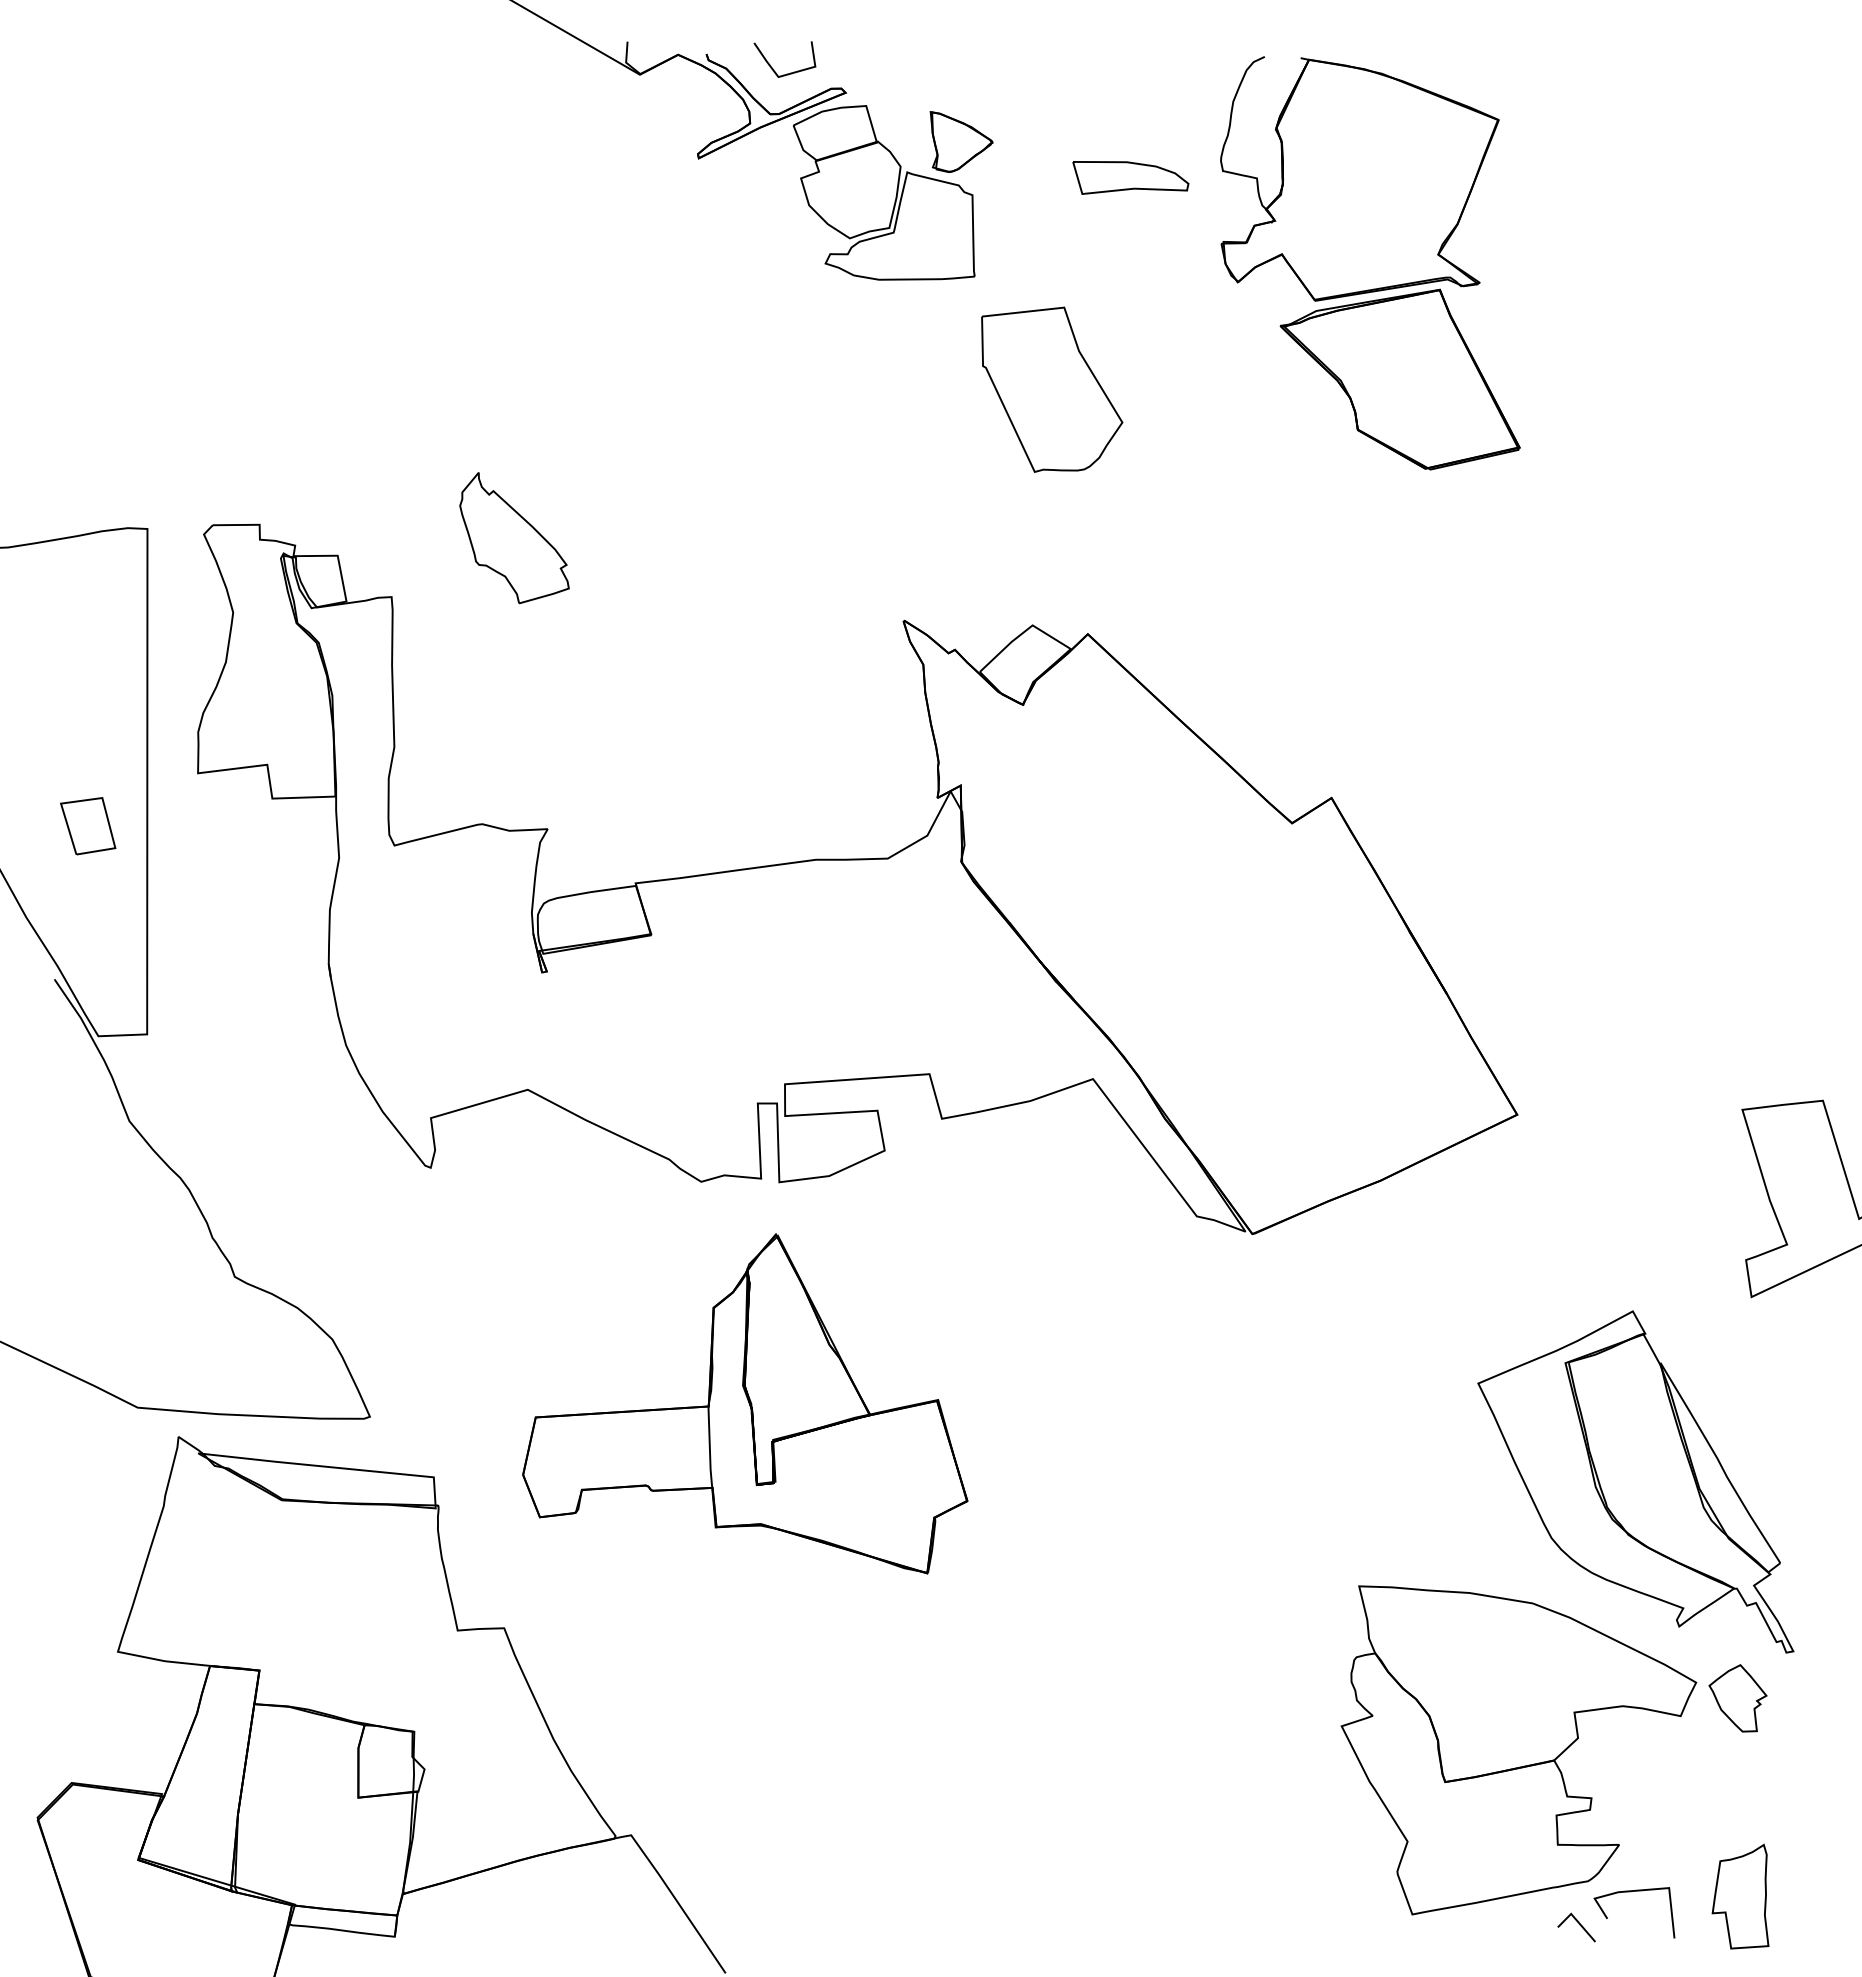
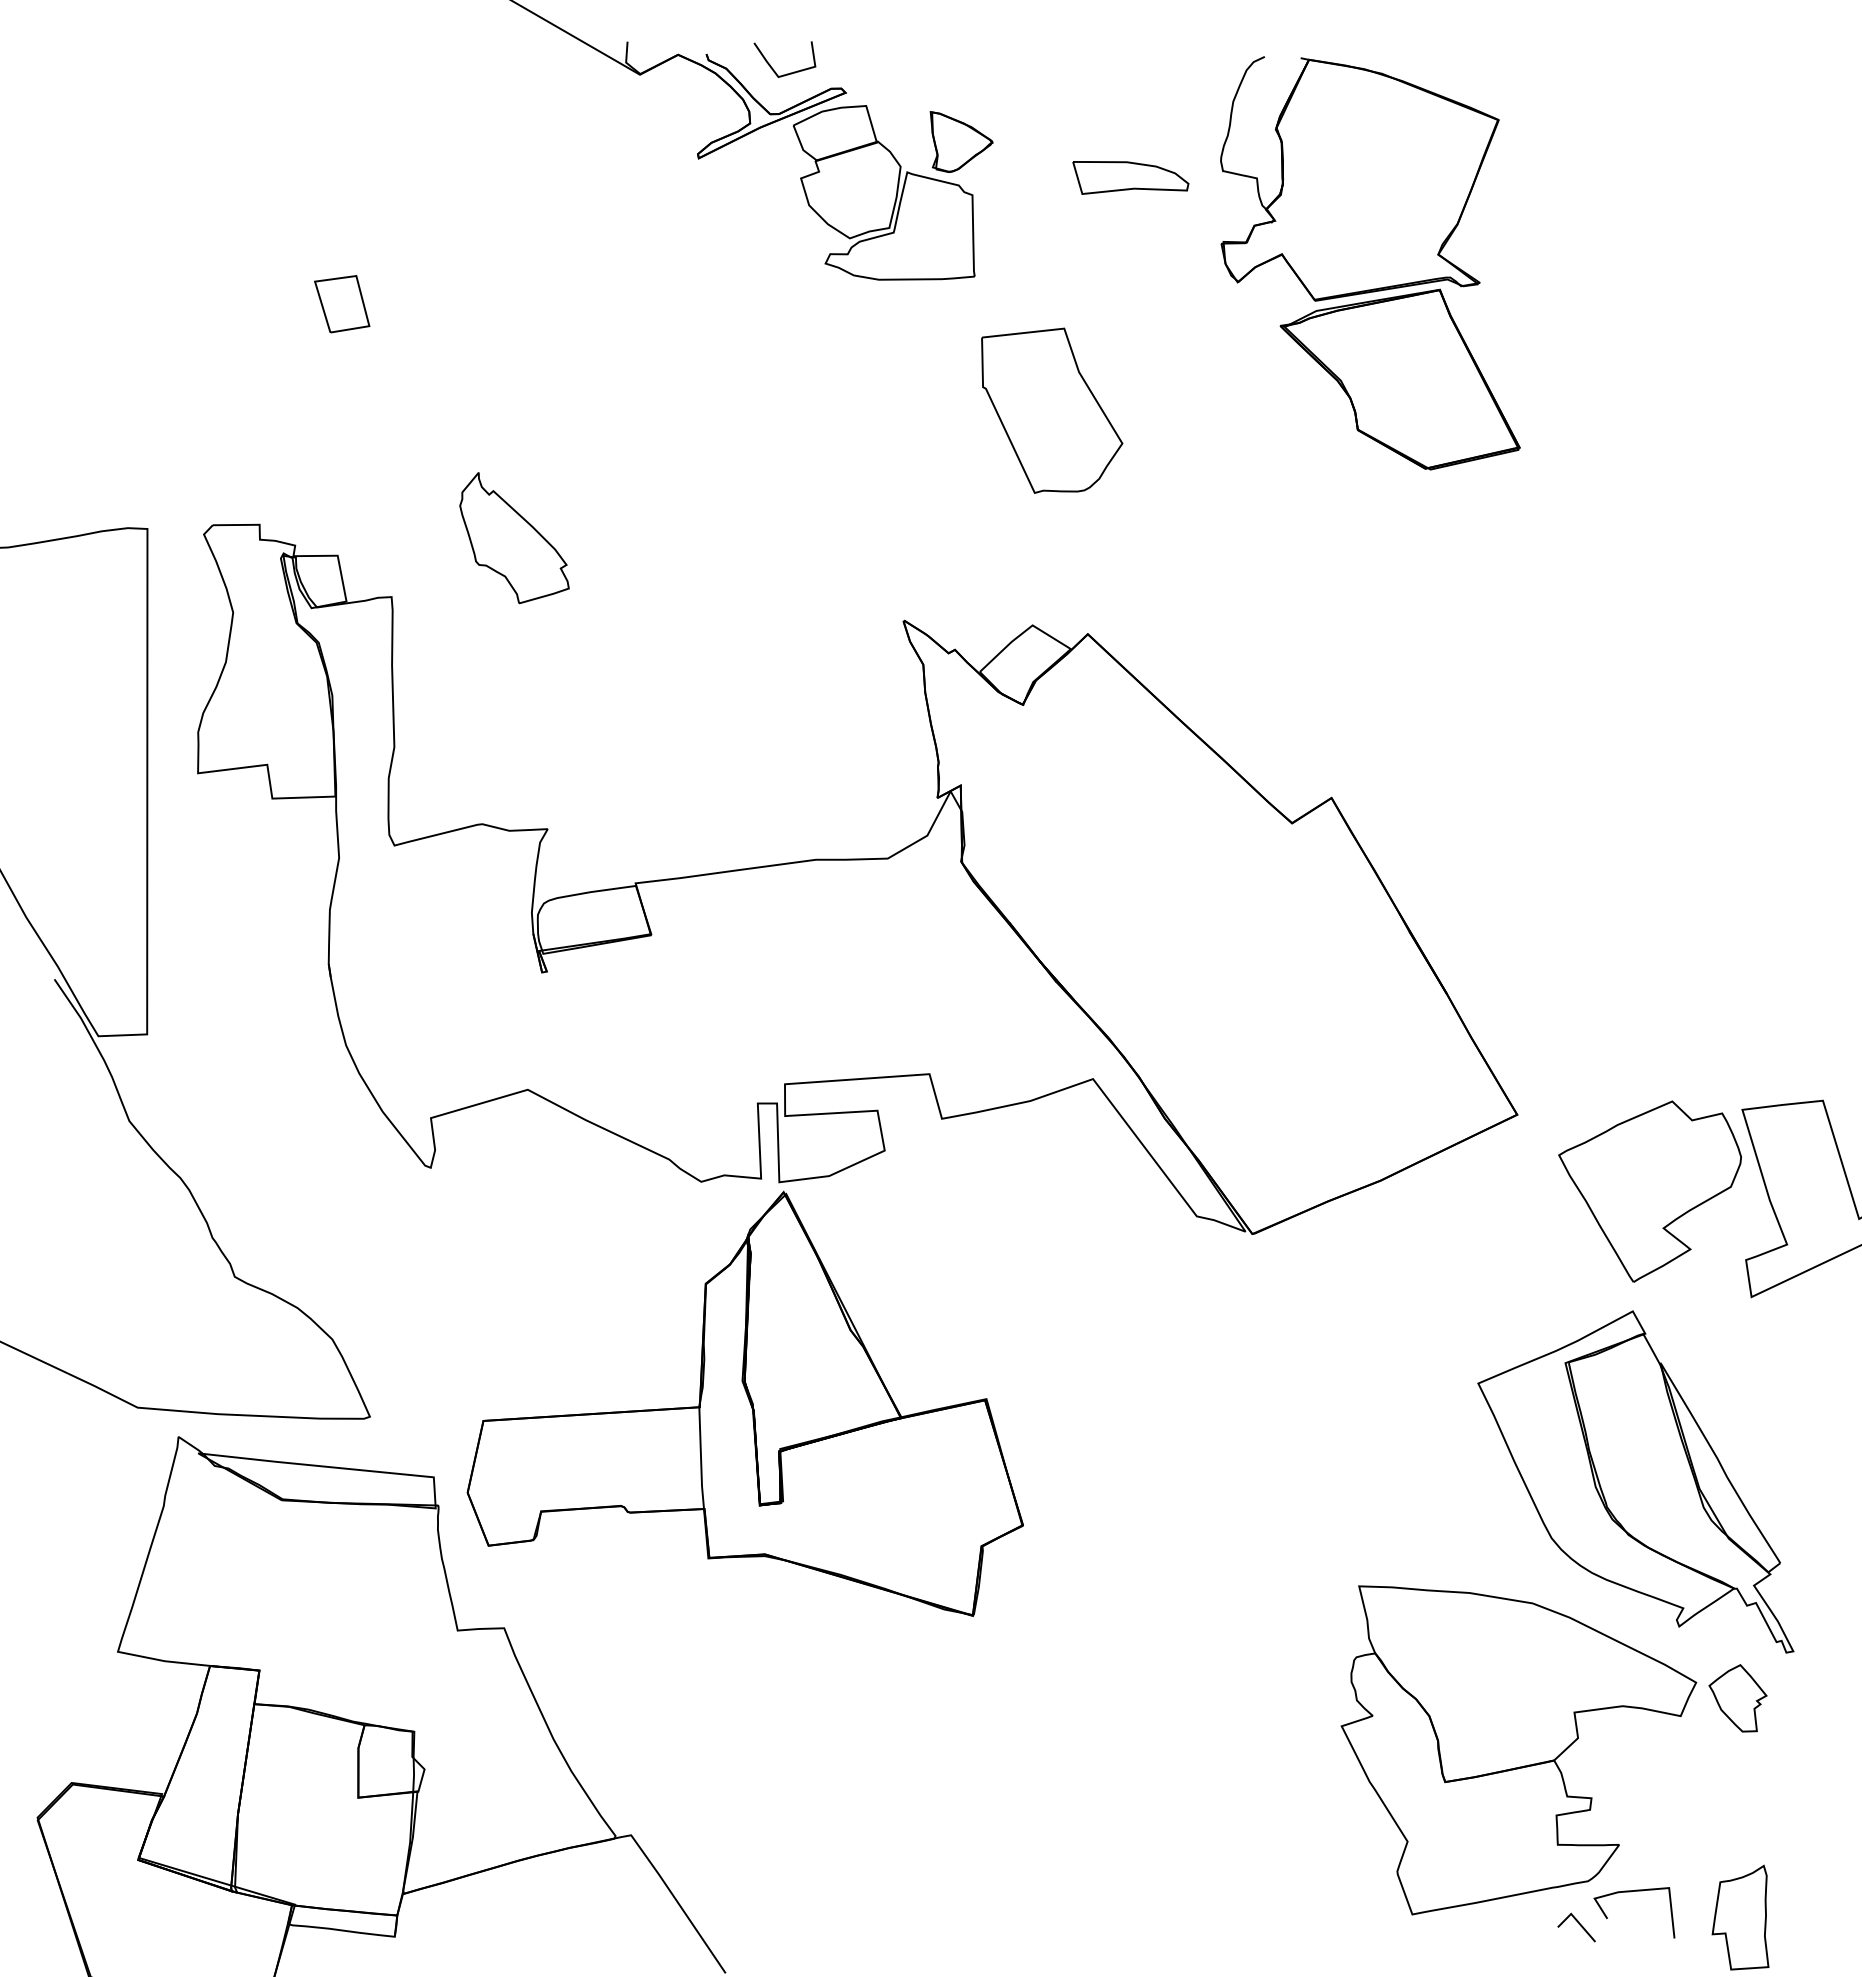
part position: (1052, 389) -> (1052, 410) (1052, 410)
part position: (88, 826) -> (342, 304) (342, 304)
part: none -> present (1649, 1191)
part size: 447x342 px -> 558x427 px (744, 1403)
part position: (1740, 1896) -> (1740, 1917) (1740, 1917)
